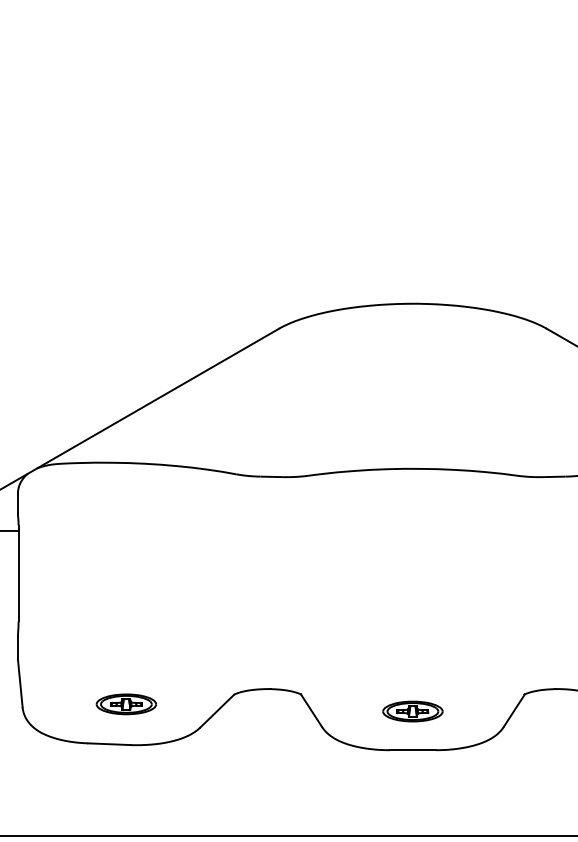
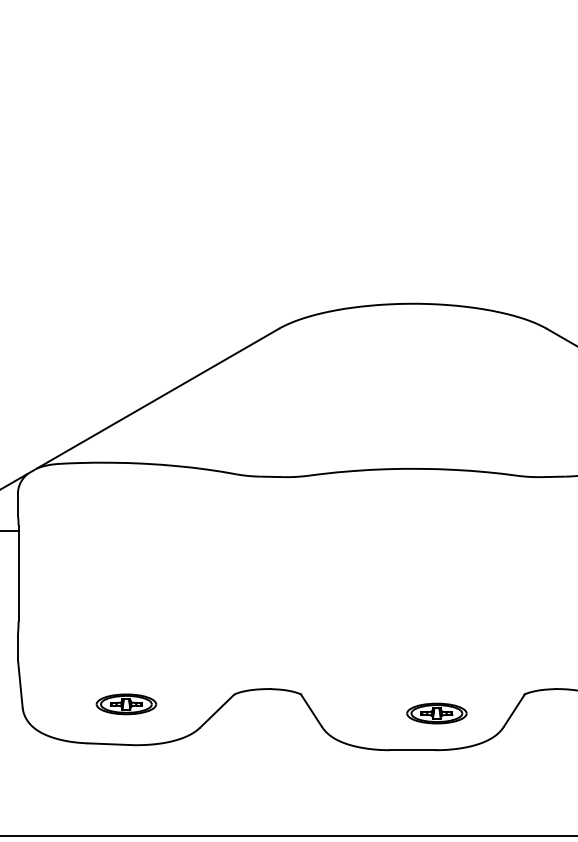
part position: (412, 711) -> (436, 713) (436, 713)
